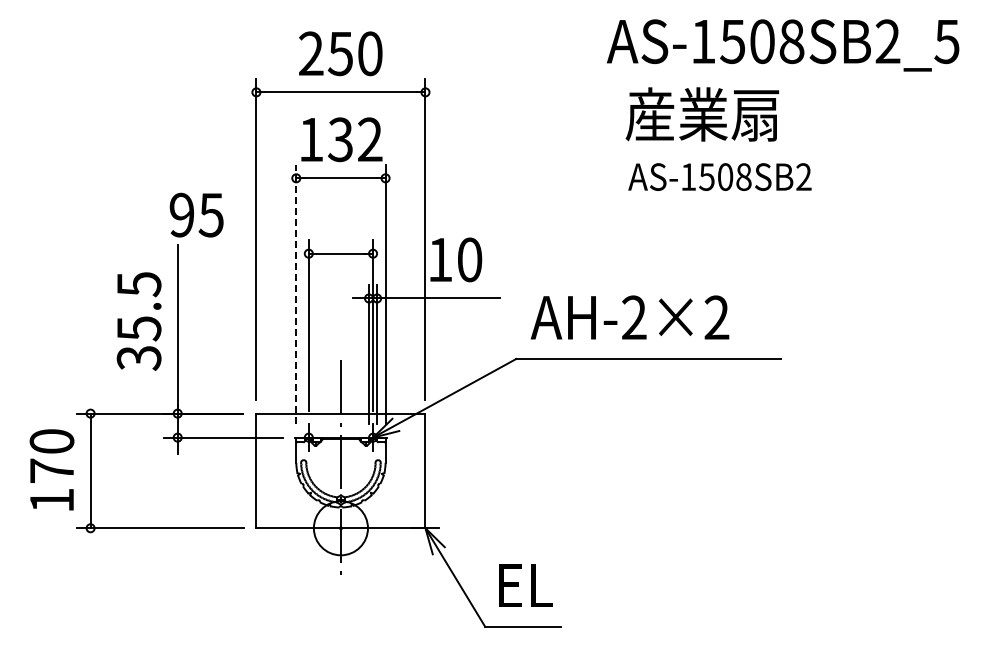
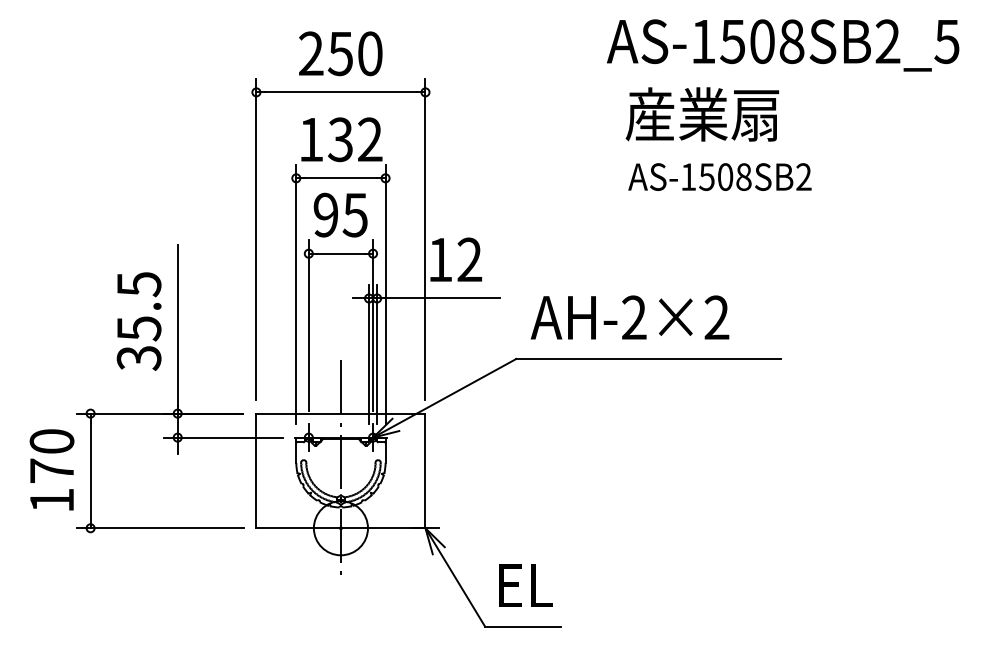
text position: (196, 214) -> (340, 214) (340, 214)
text: 10 -> 12 (469, 259)
line: dashed -> solid (296, 294)
